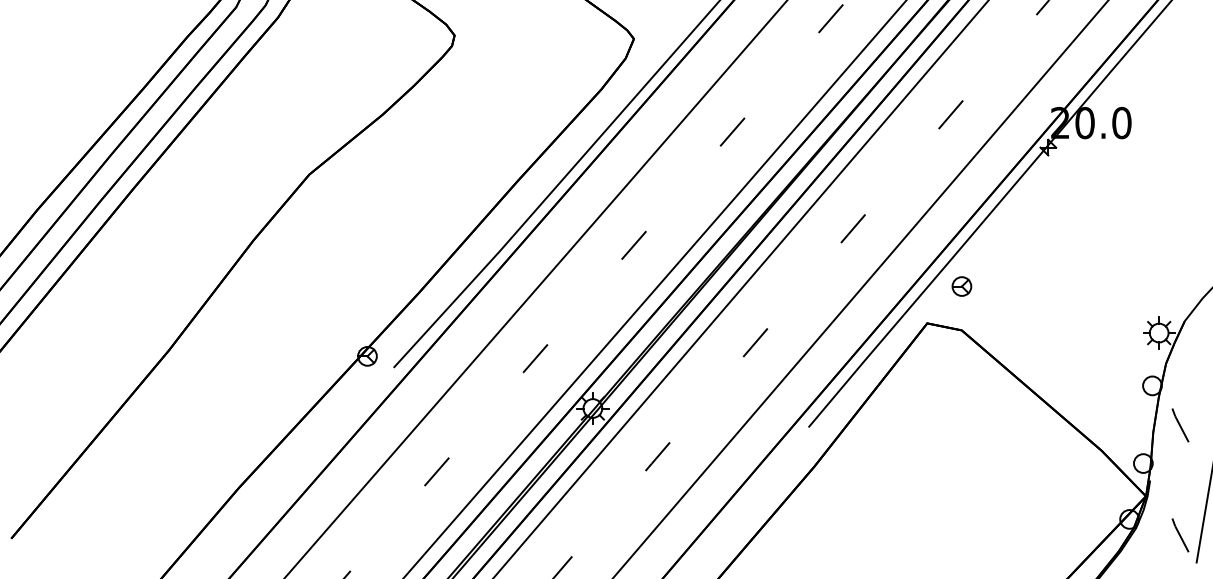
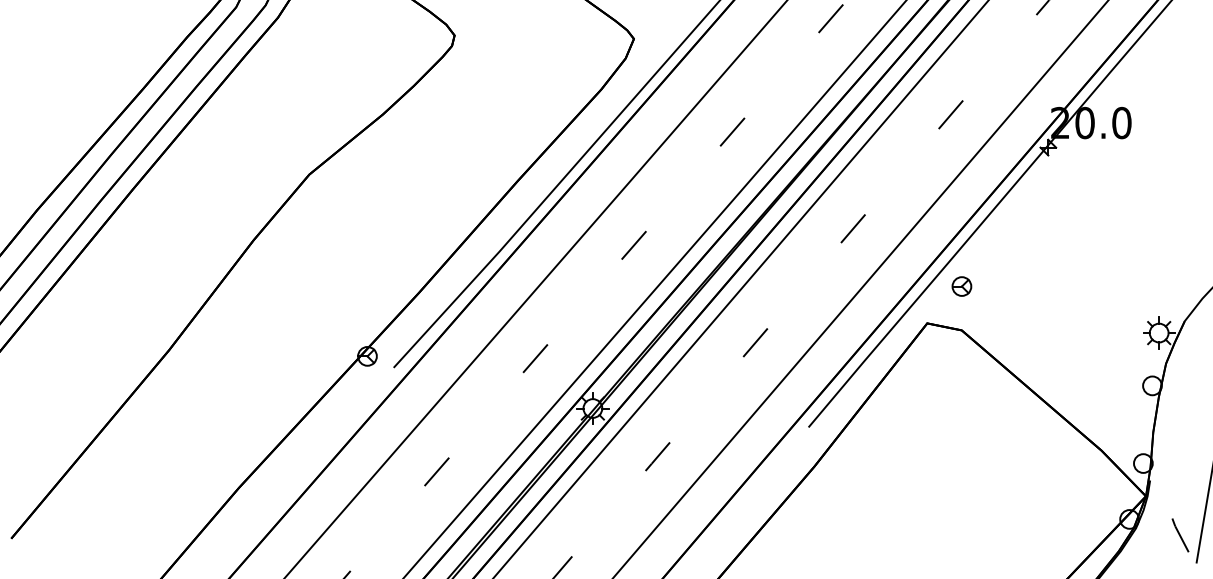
line: present -> none (1180, 425)
